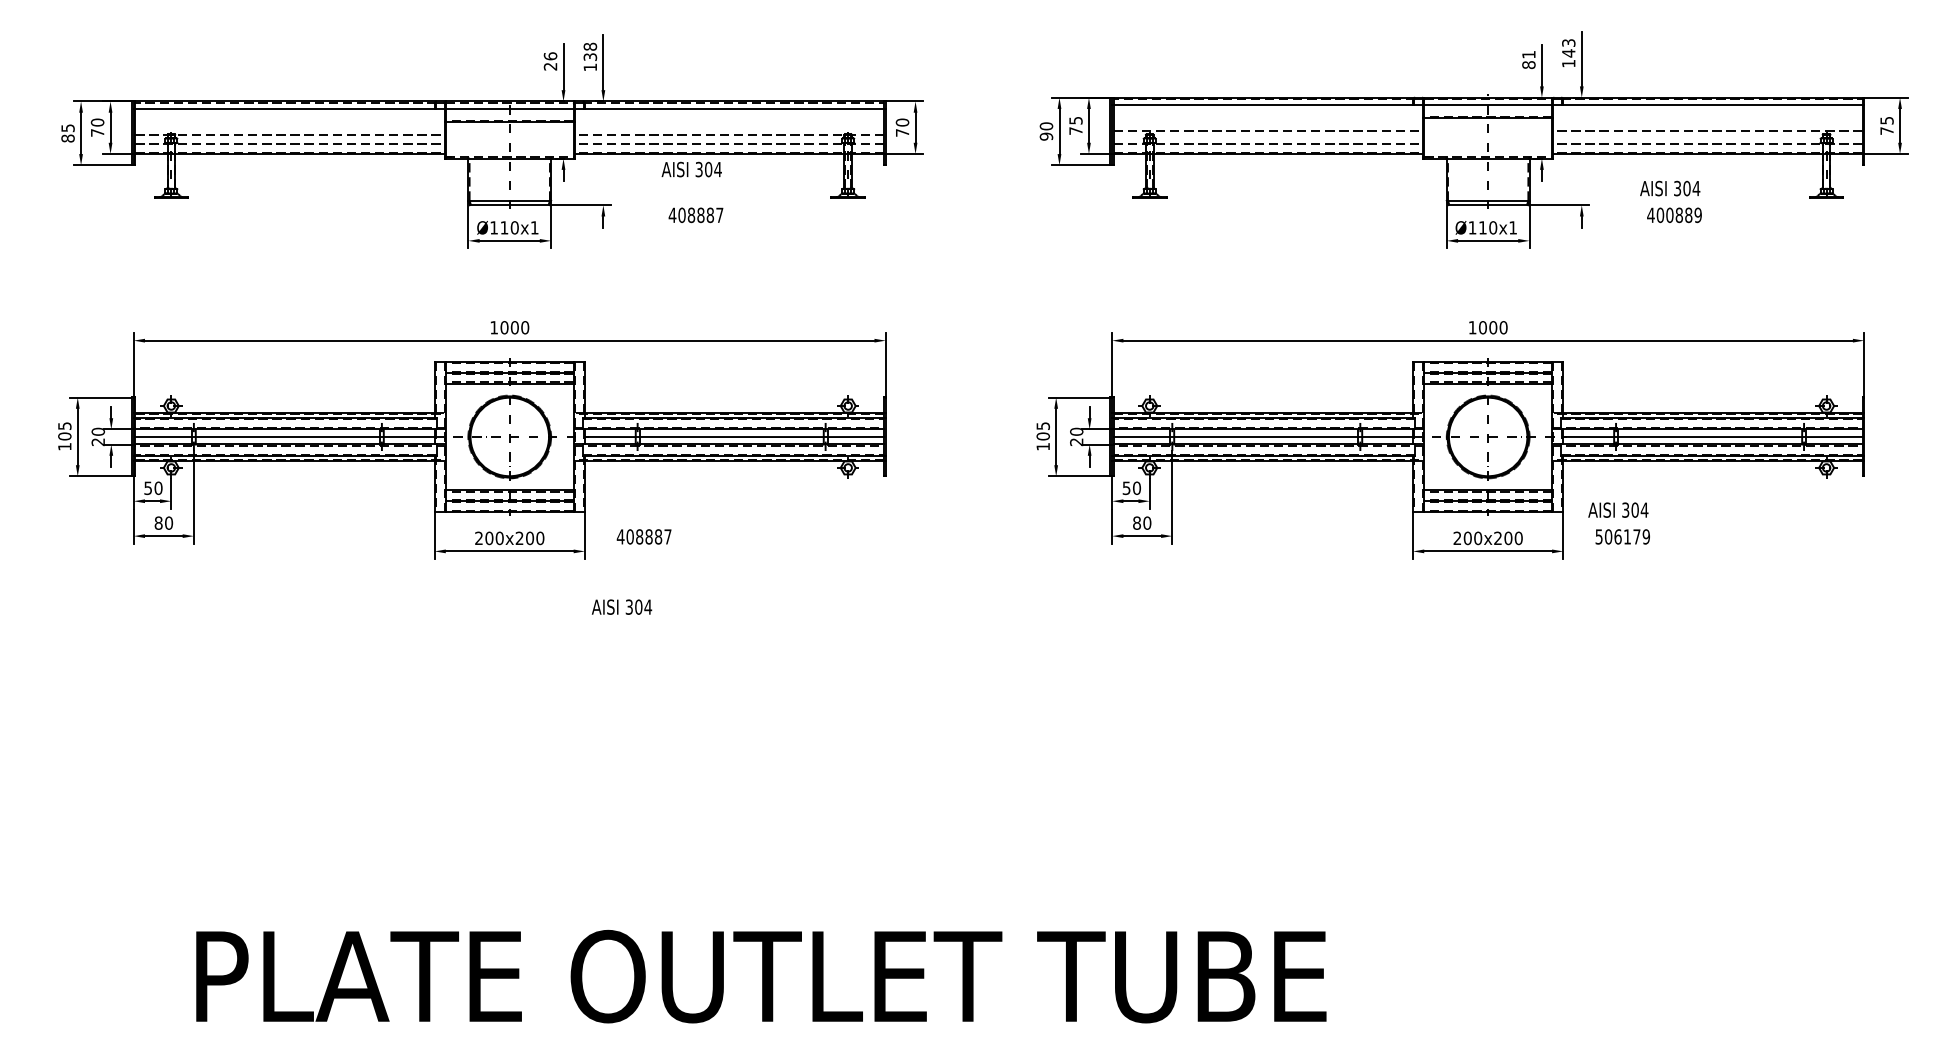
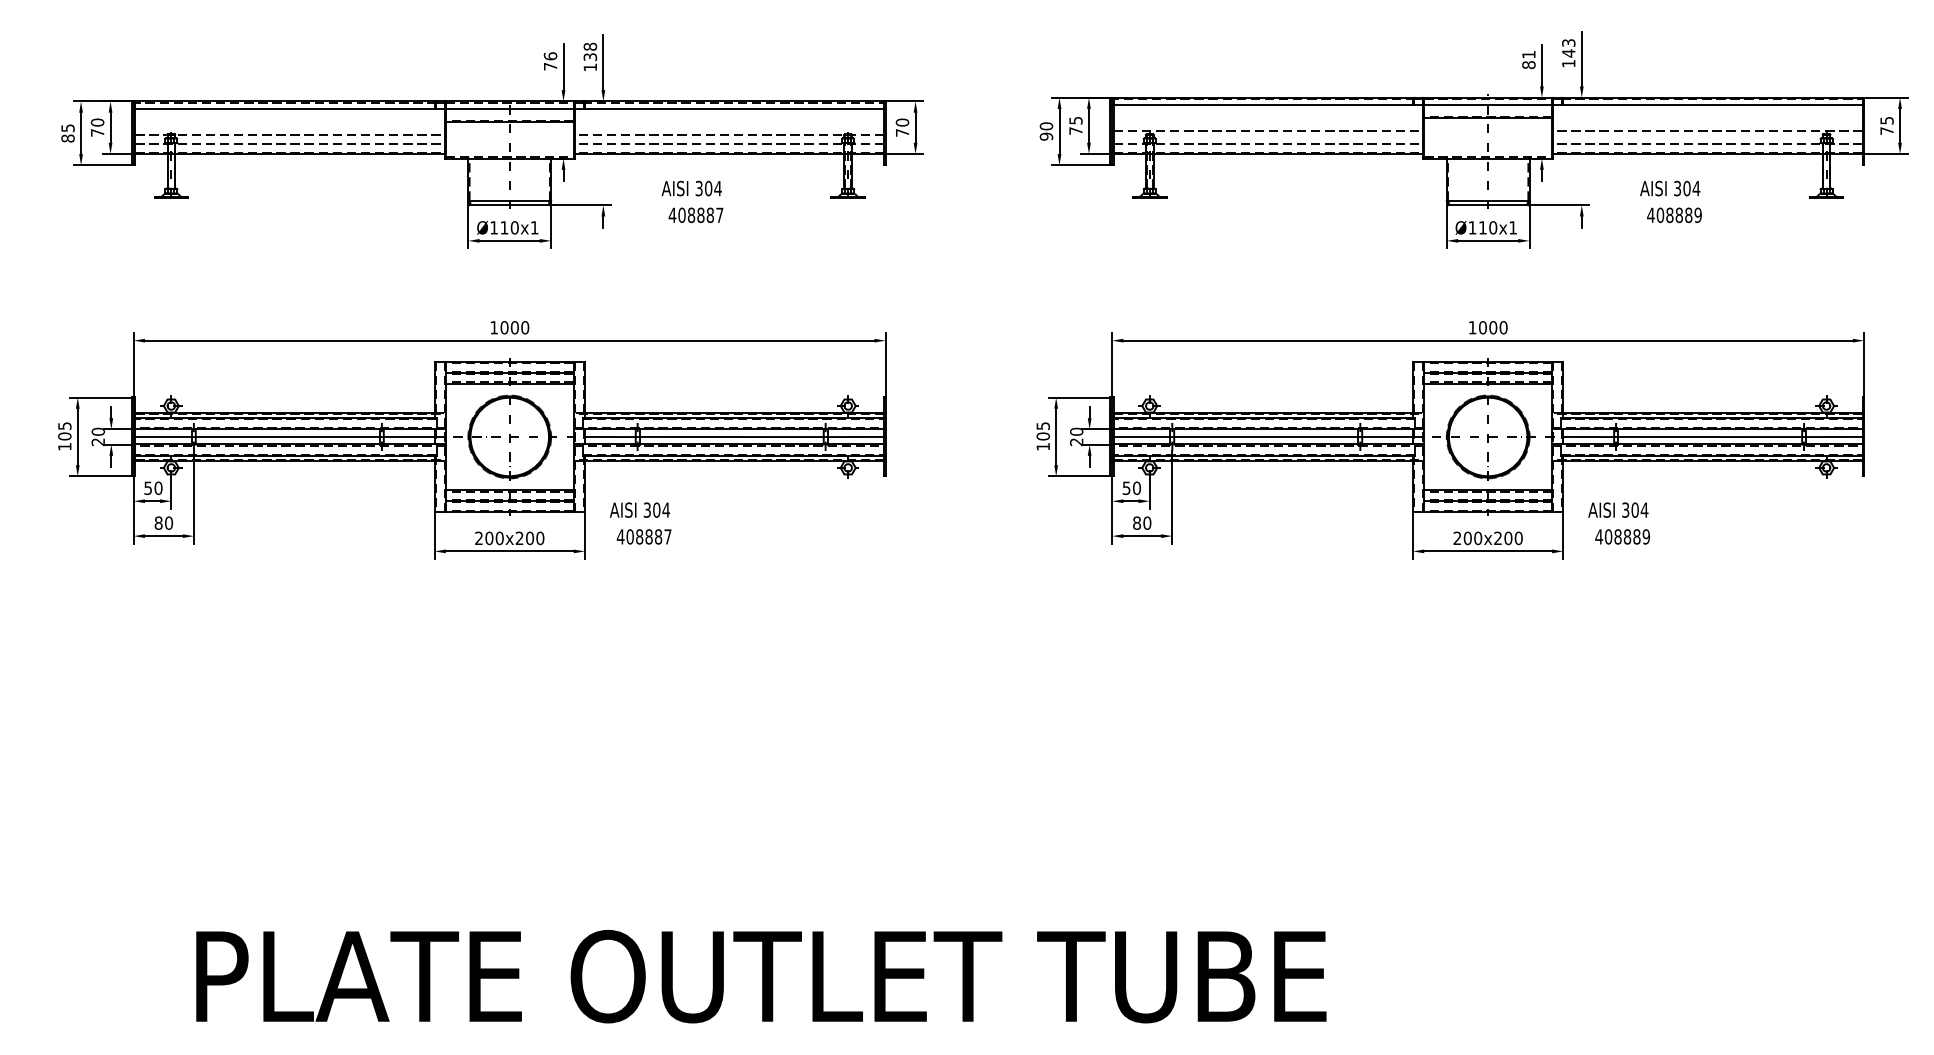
text: 26 -> 76 (550, 66)
text position: (691, 169) -> (691, 188) (691, 188)
text: 400889 -> 408889 (1669, 215)
text: 506179 -> 408889 (1617, 536)
text position: (621, 606) -> (639, 509) (639, 509)
